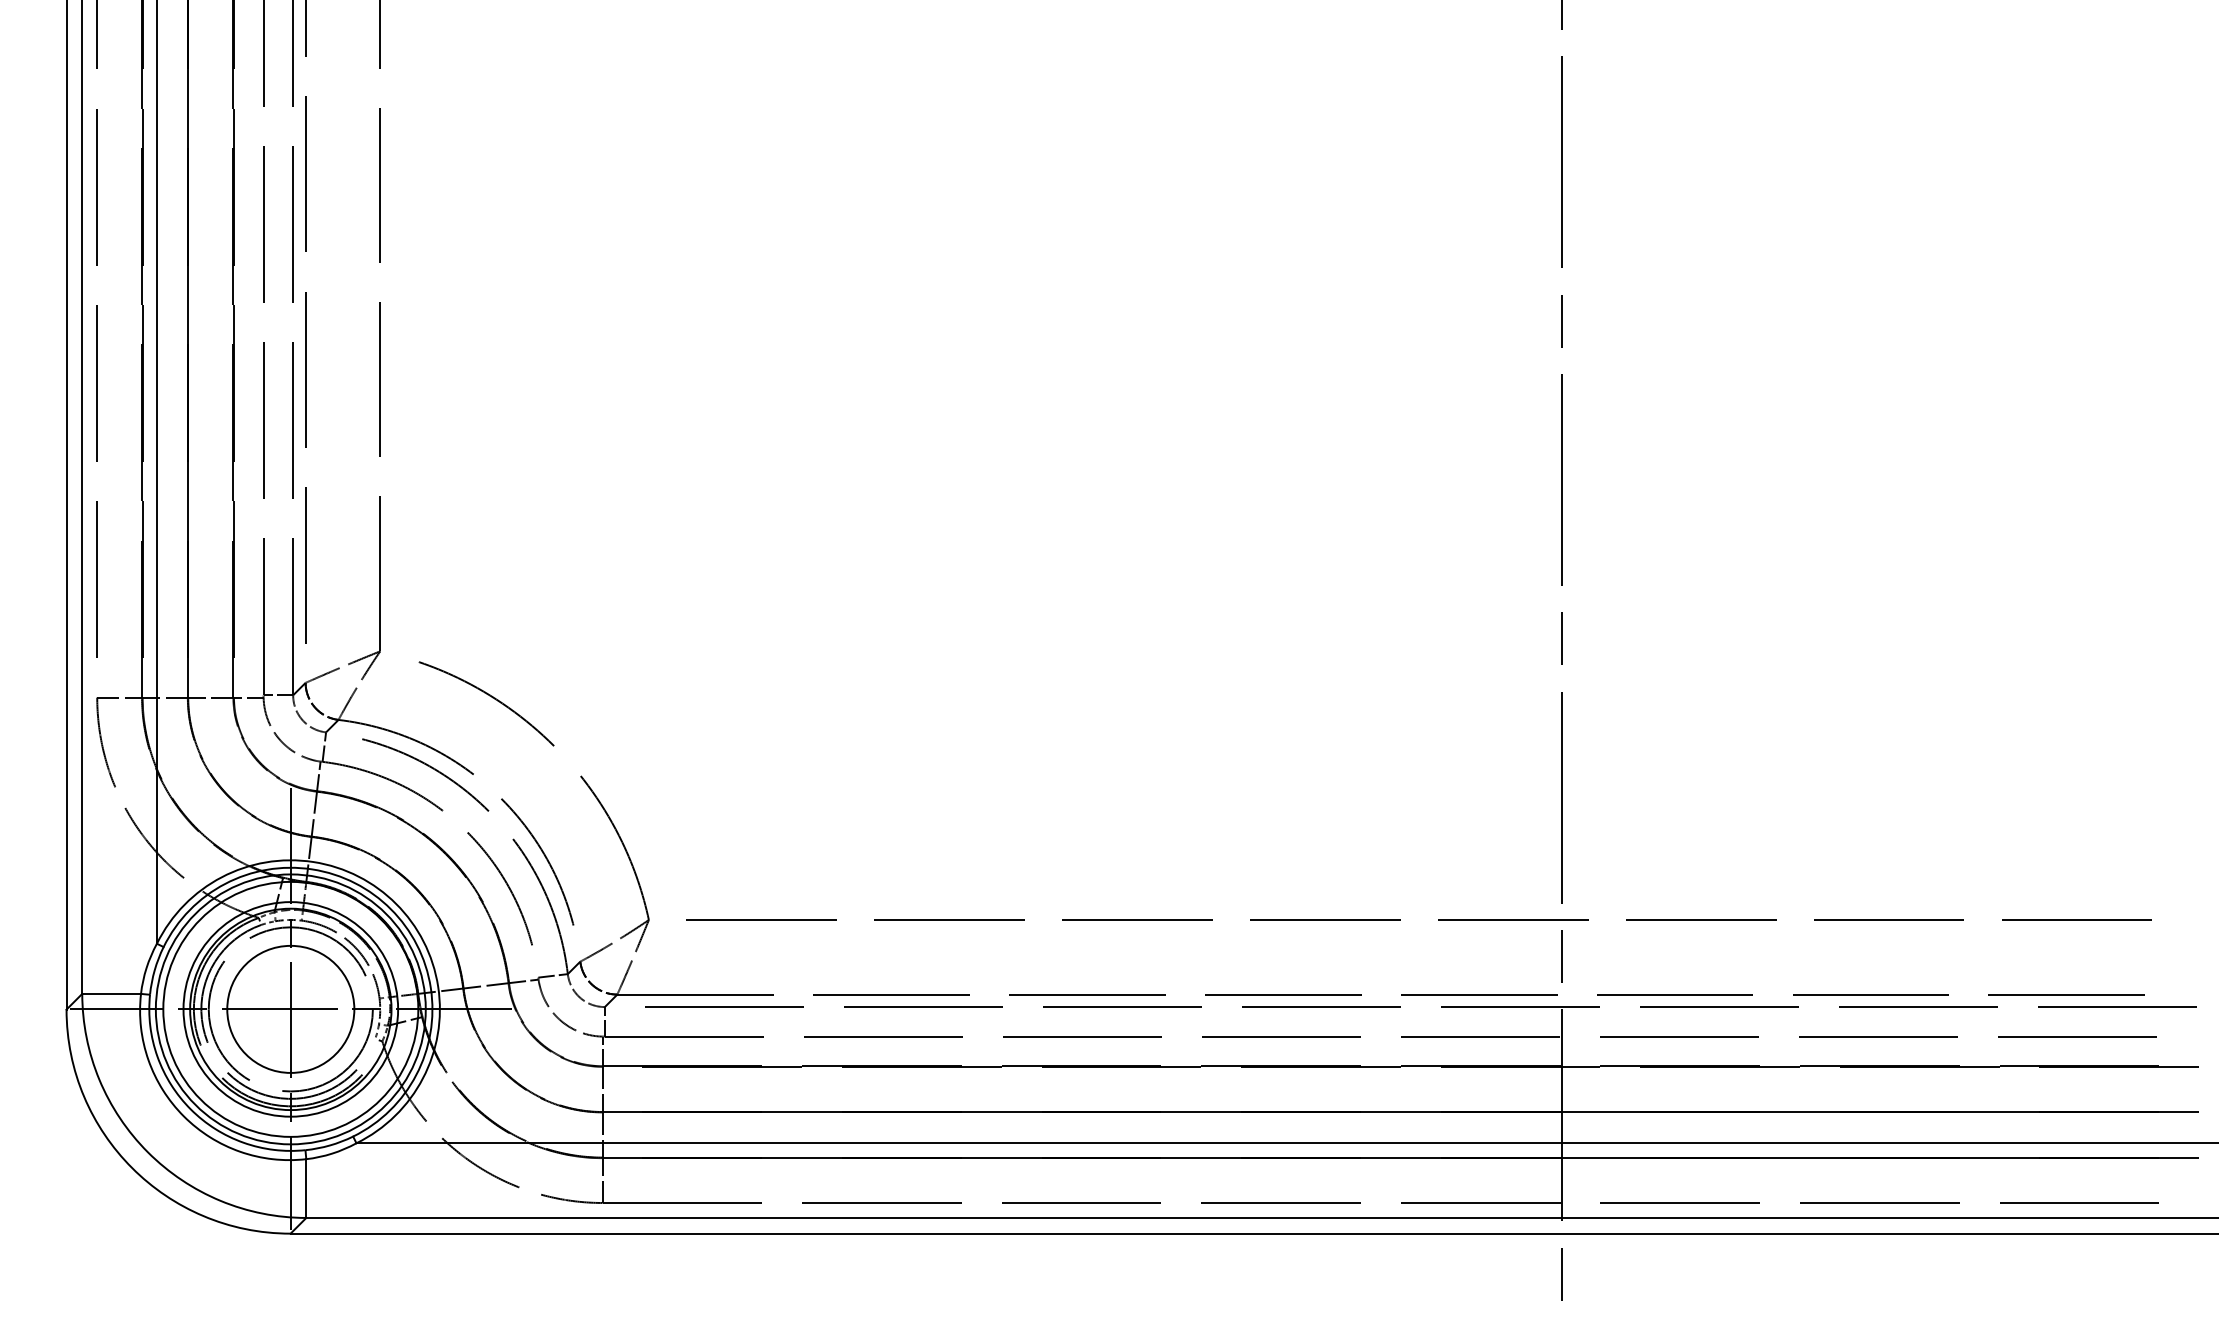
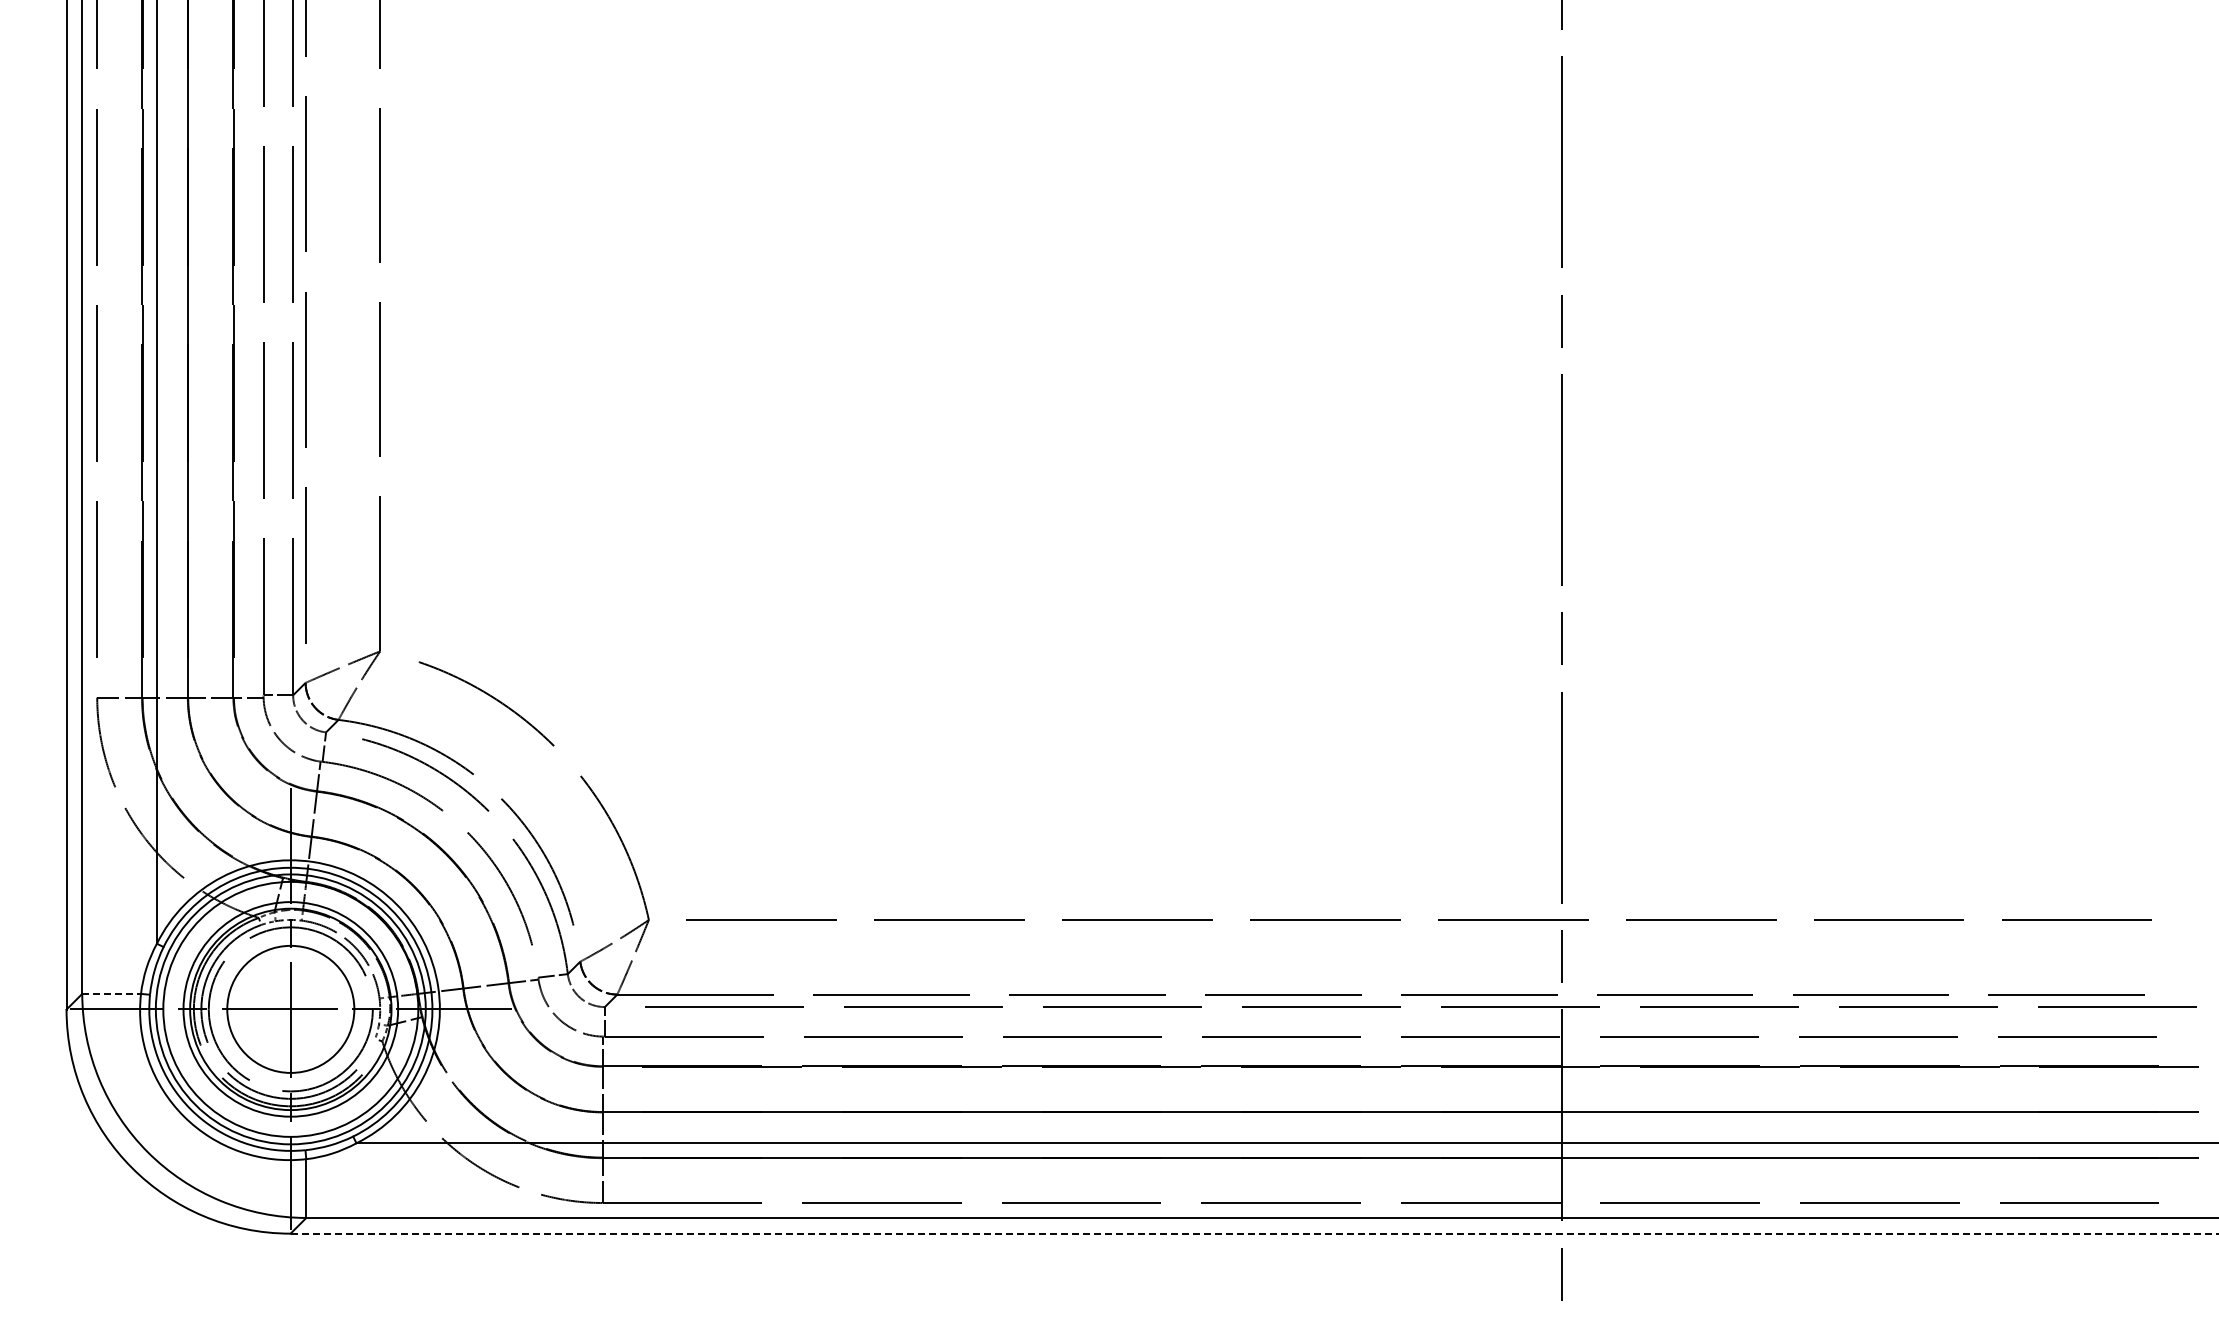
line: solid -> dashed (112, 993)
line: solid -> dashed (1254, 1233)
